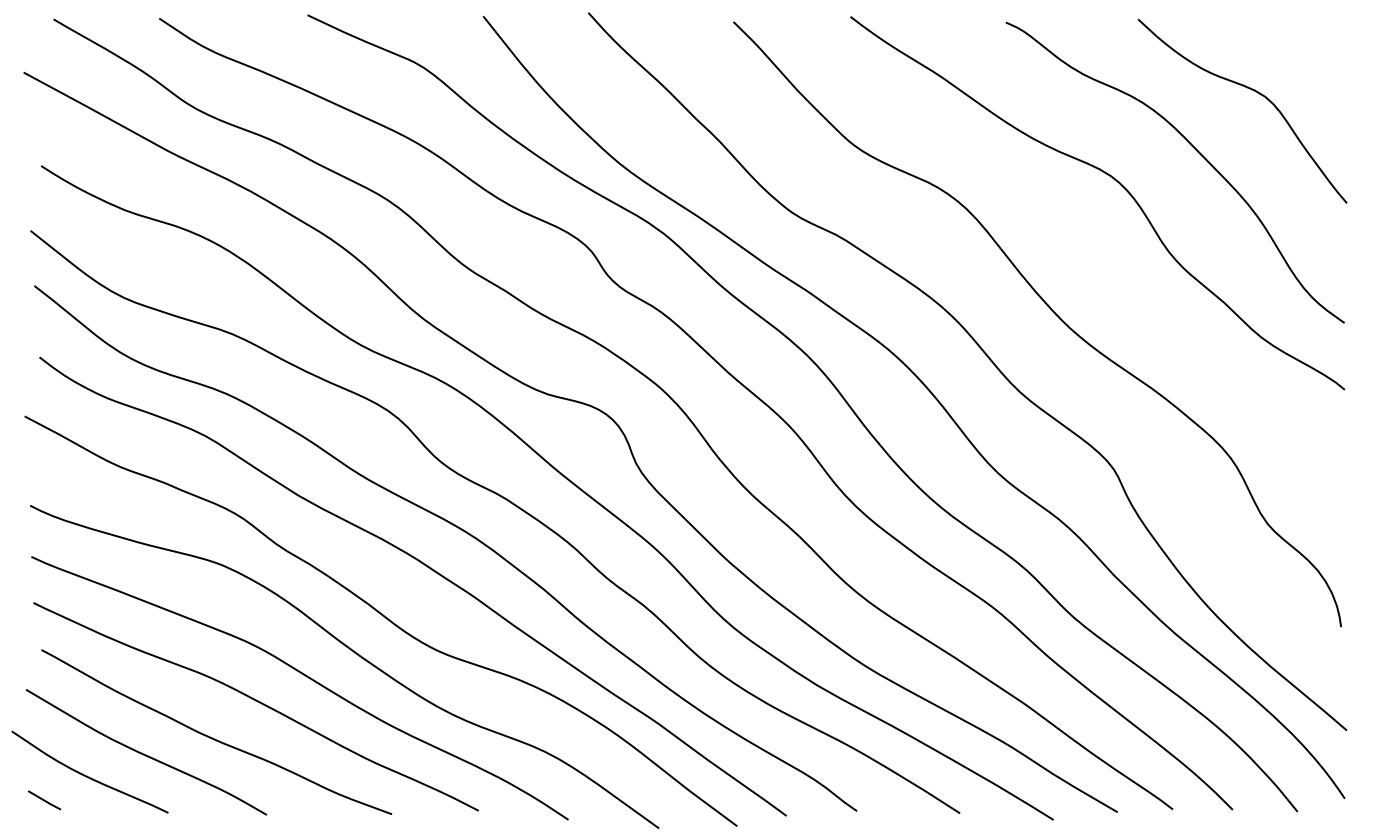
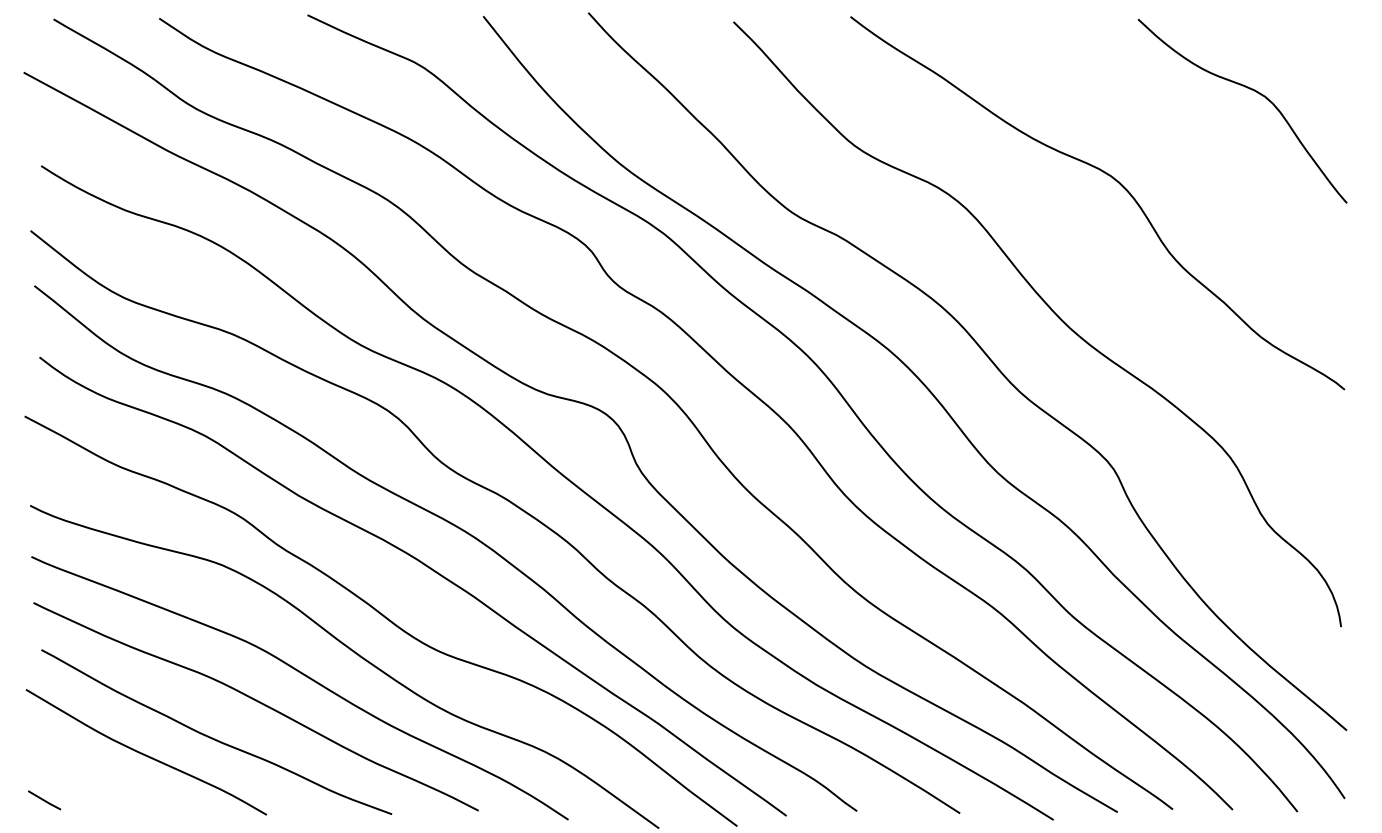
curve: present -> none (1195, 150)
curve: present -> none (86, 775)
